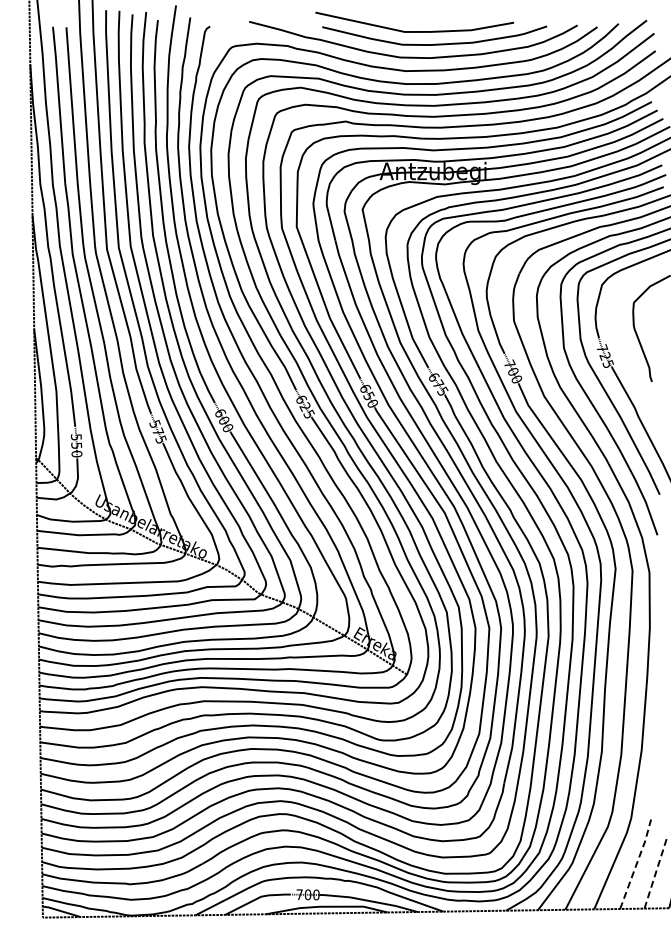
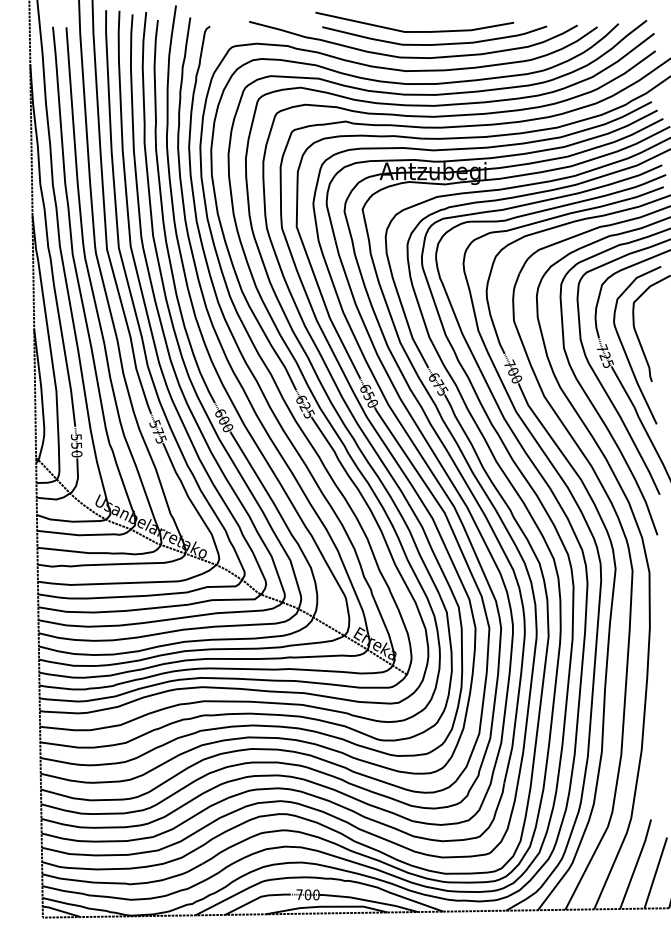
curve: none -> present (625, 350)
line: dashed -> solid (637, 863)
line: dashed -> solid (655, 872)
